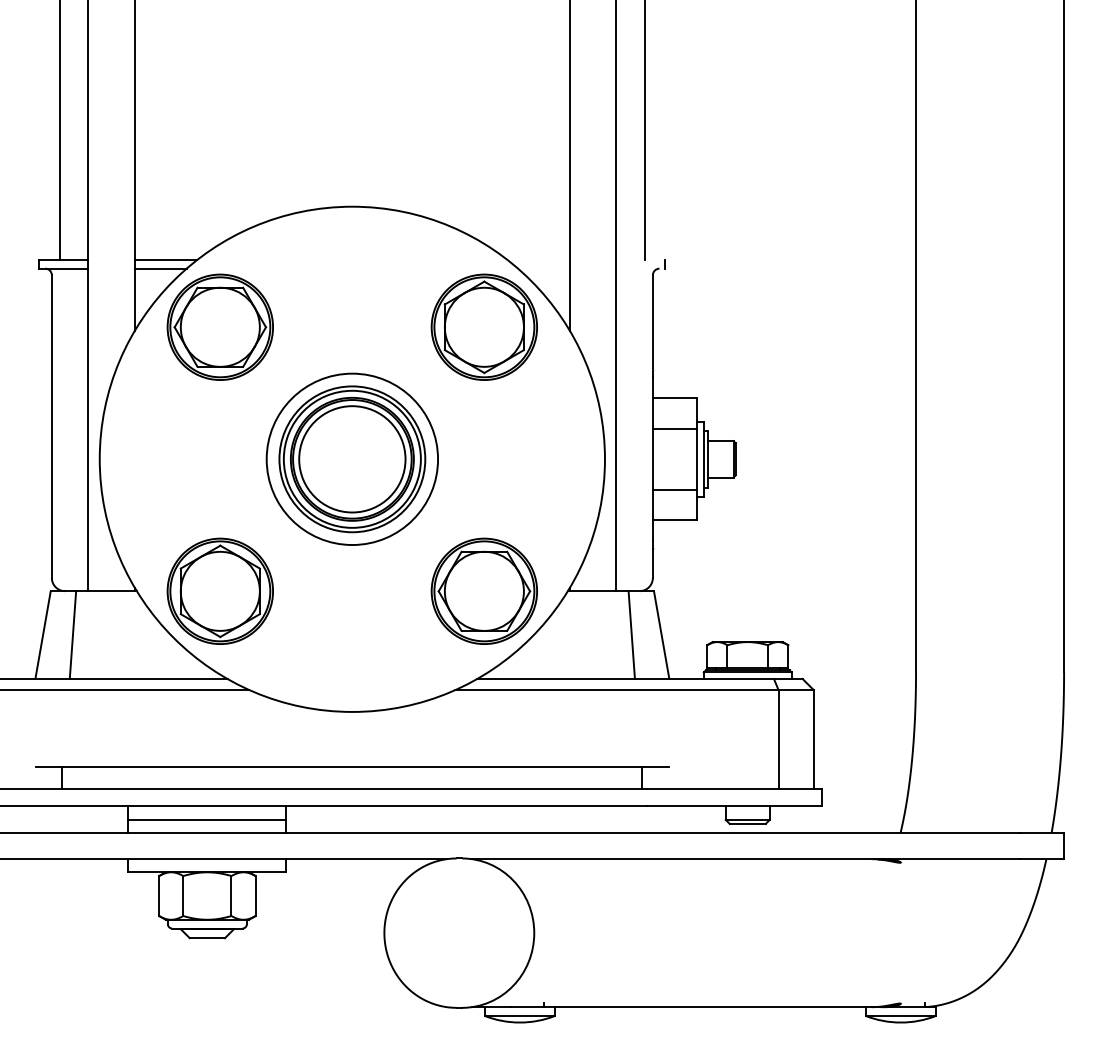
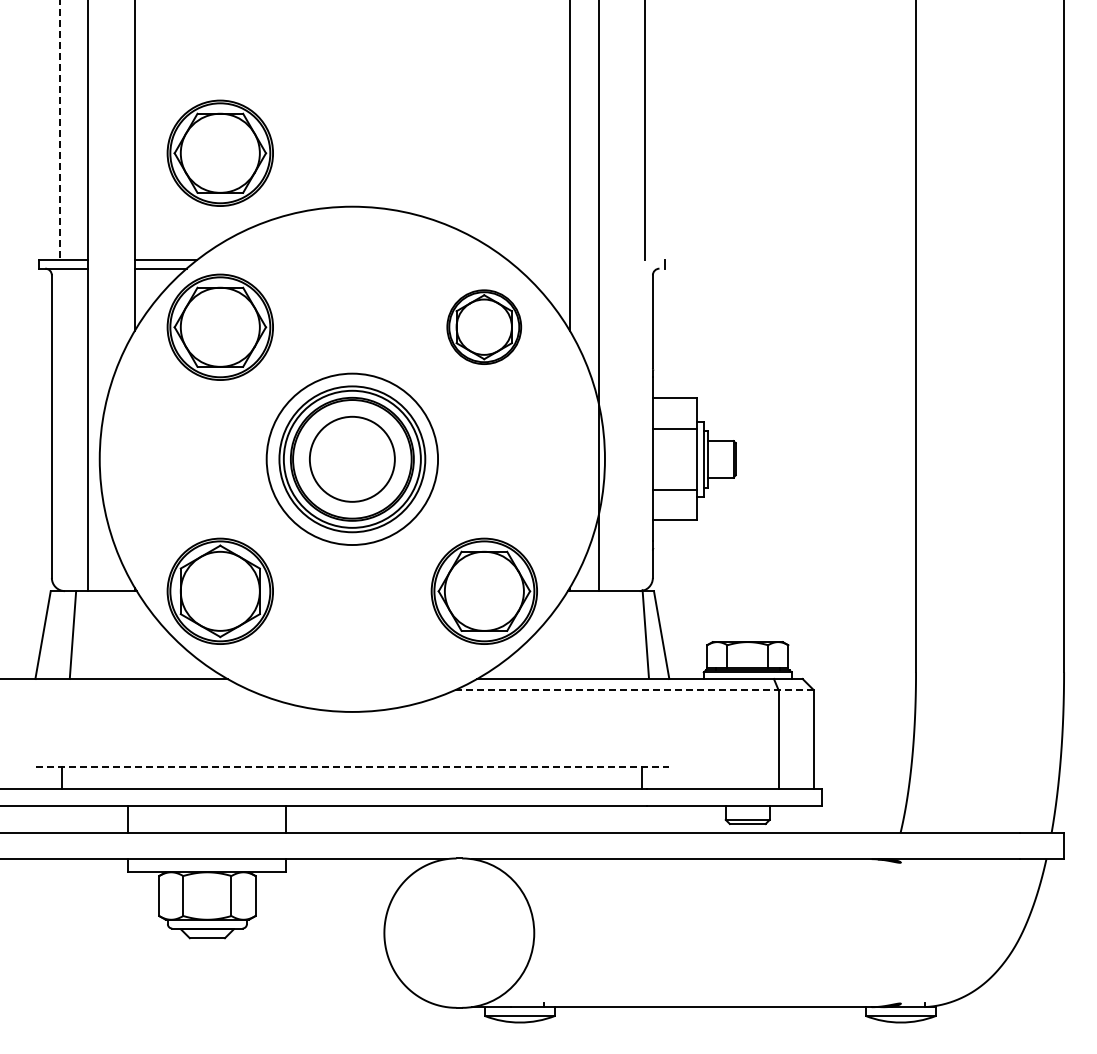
line: solid -> dashed (60, 130)
part: none -> present (219, 152)
line position: (616, 296) -> (599, 296) (599, 296)
part size: 108x108 px -> 77x76 px (484, 326)
circle diameter: 106 px -> 85 px (351, 458)
line position: (631, 635) -> (645, 634) (645, 634)
line: present -> none (125, 689)
line: solid -> dashed (635, 689)
line: solid -> dashed (352, 766)
line: present -> none (207, 819)
